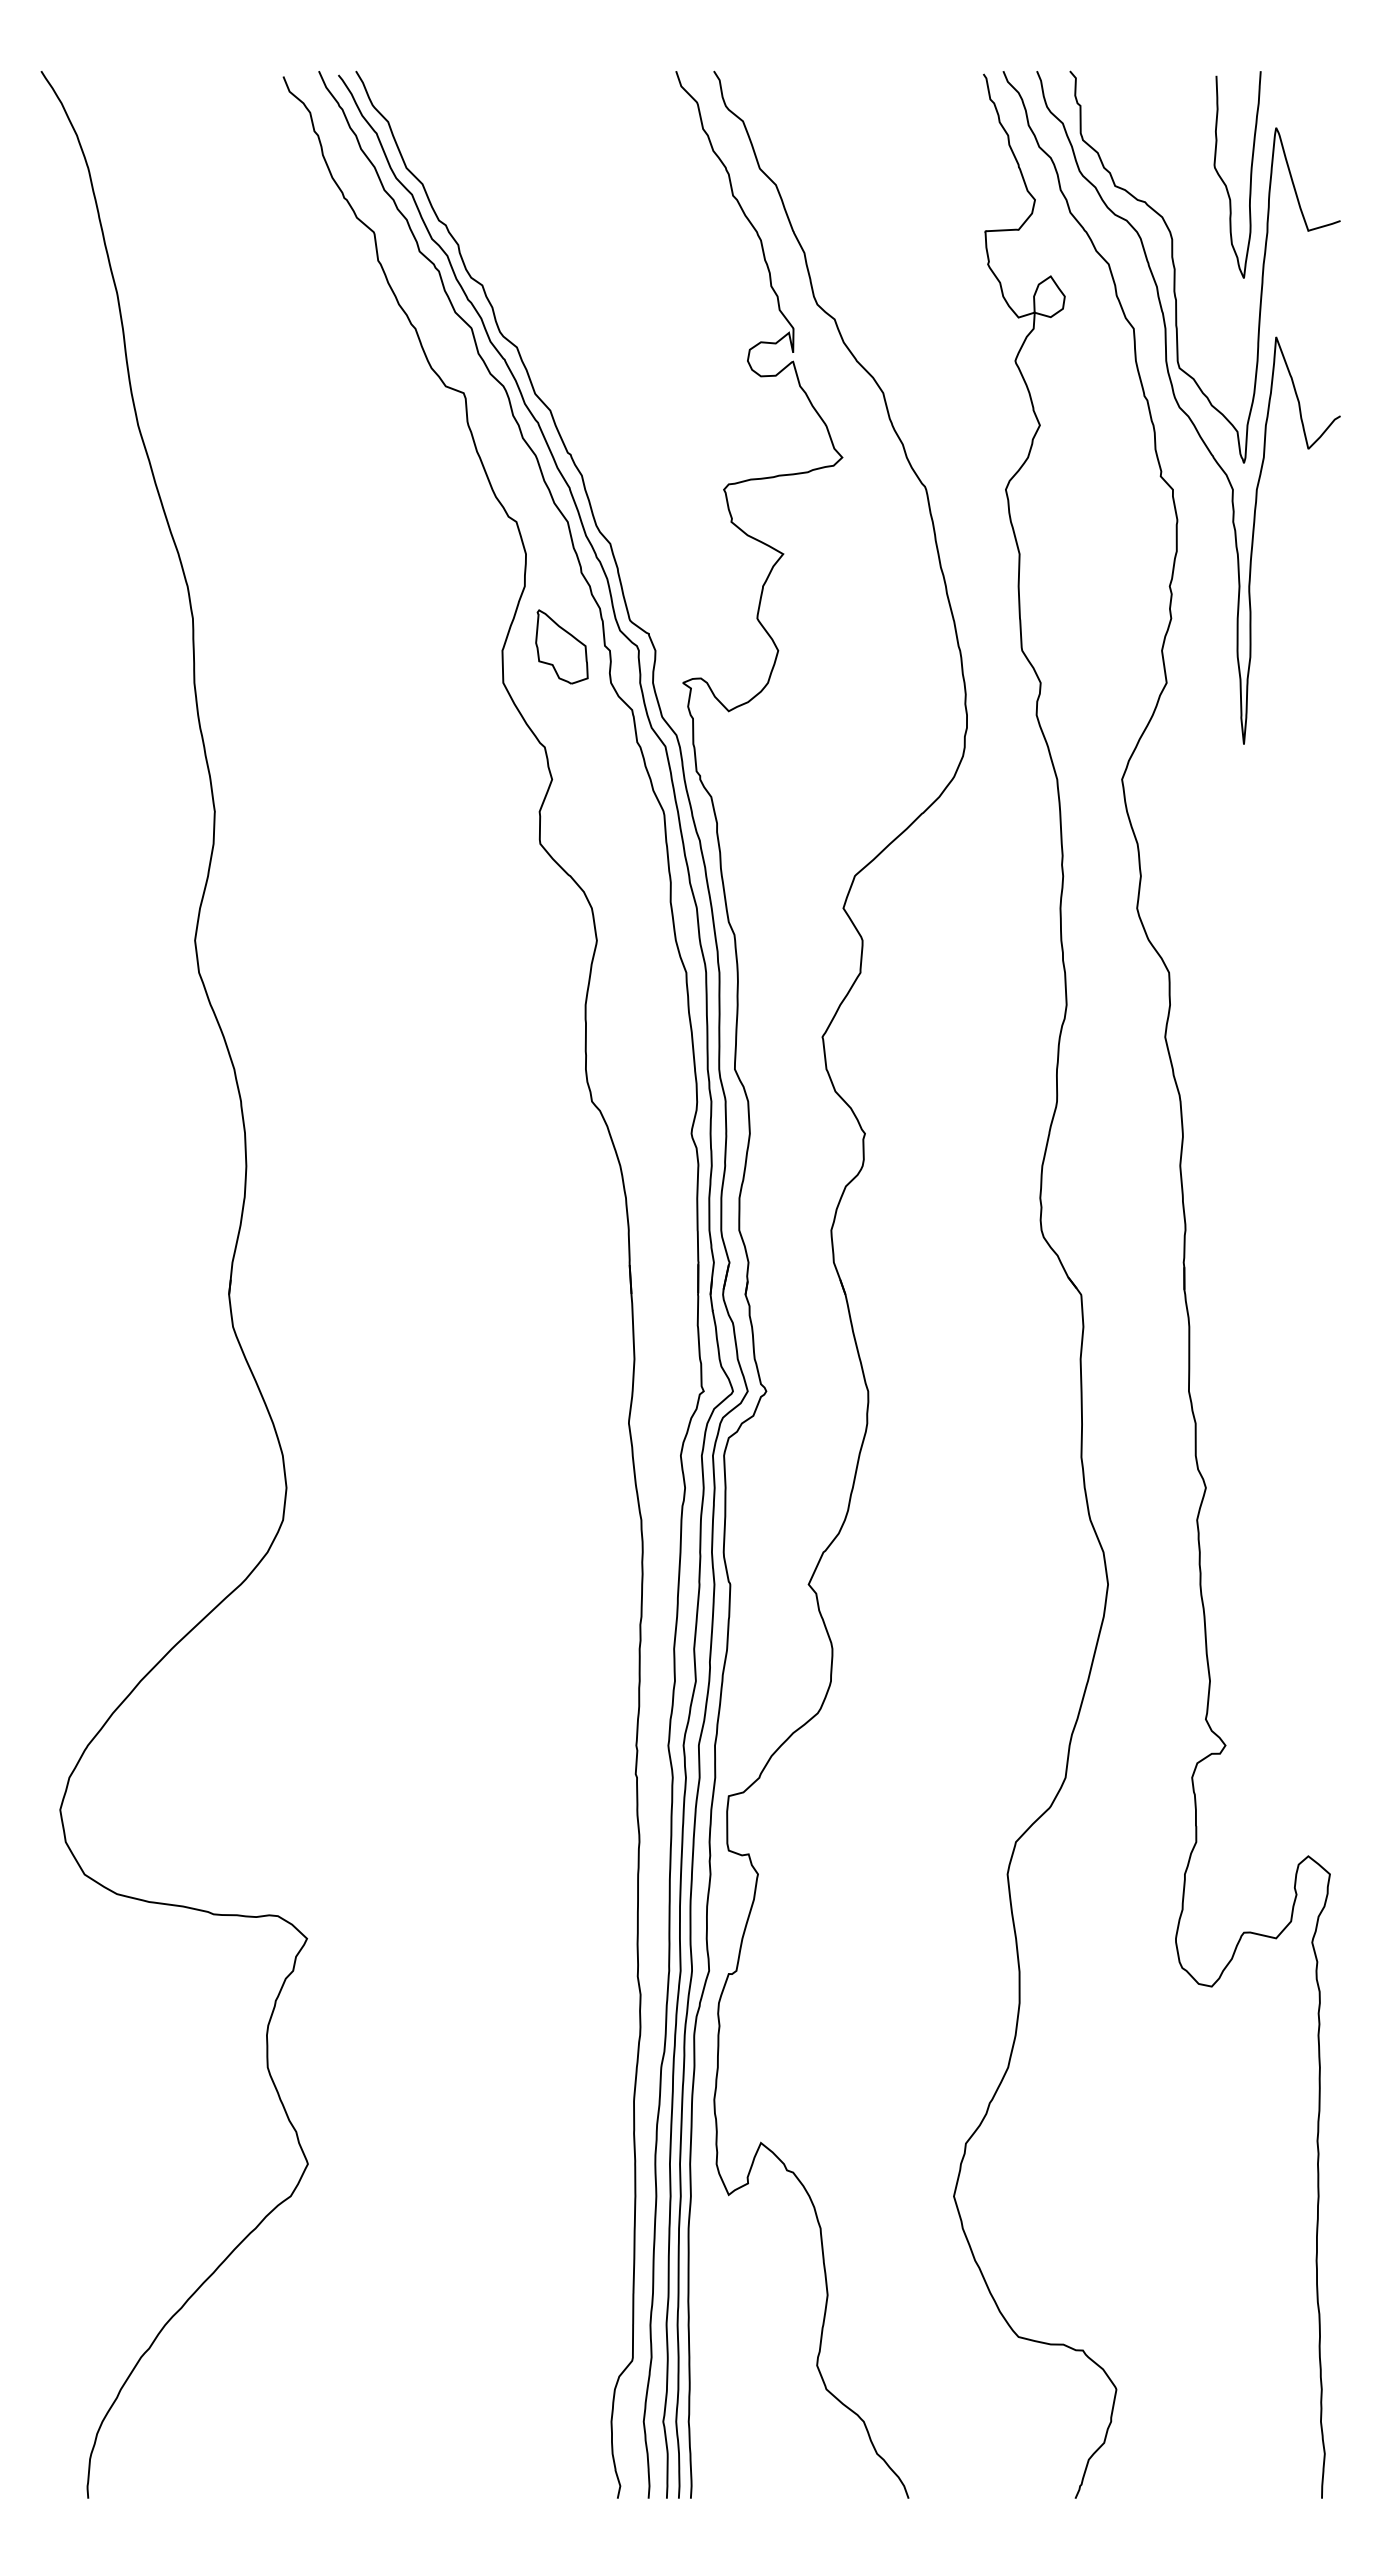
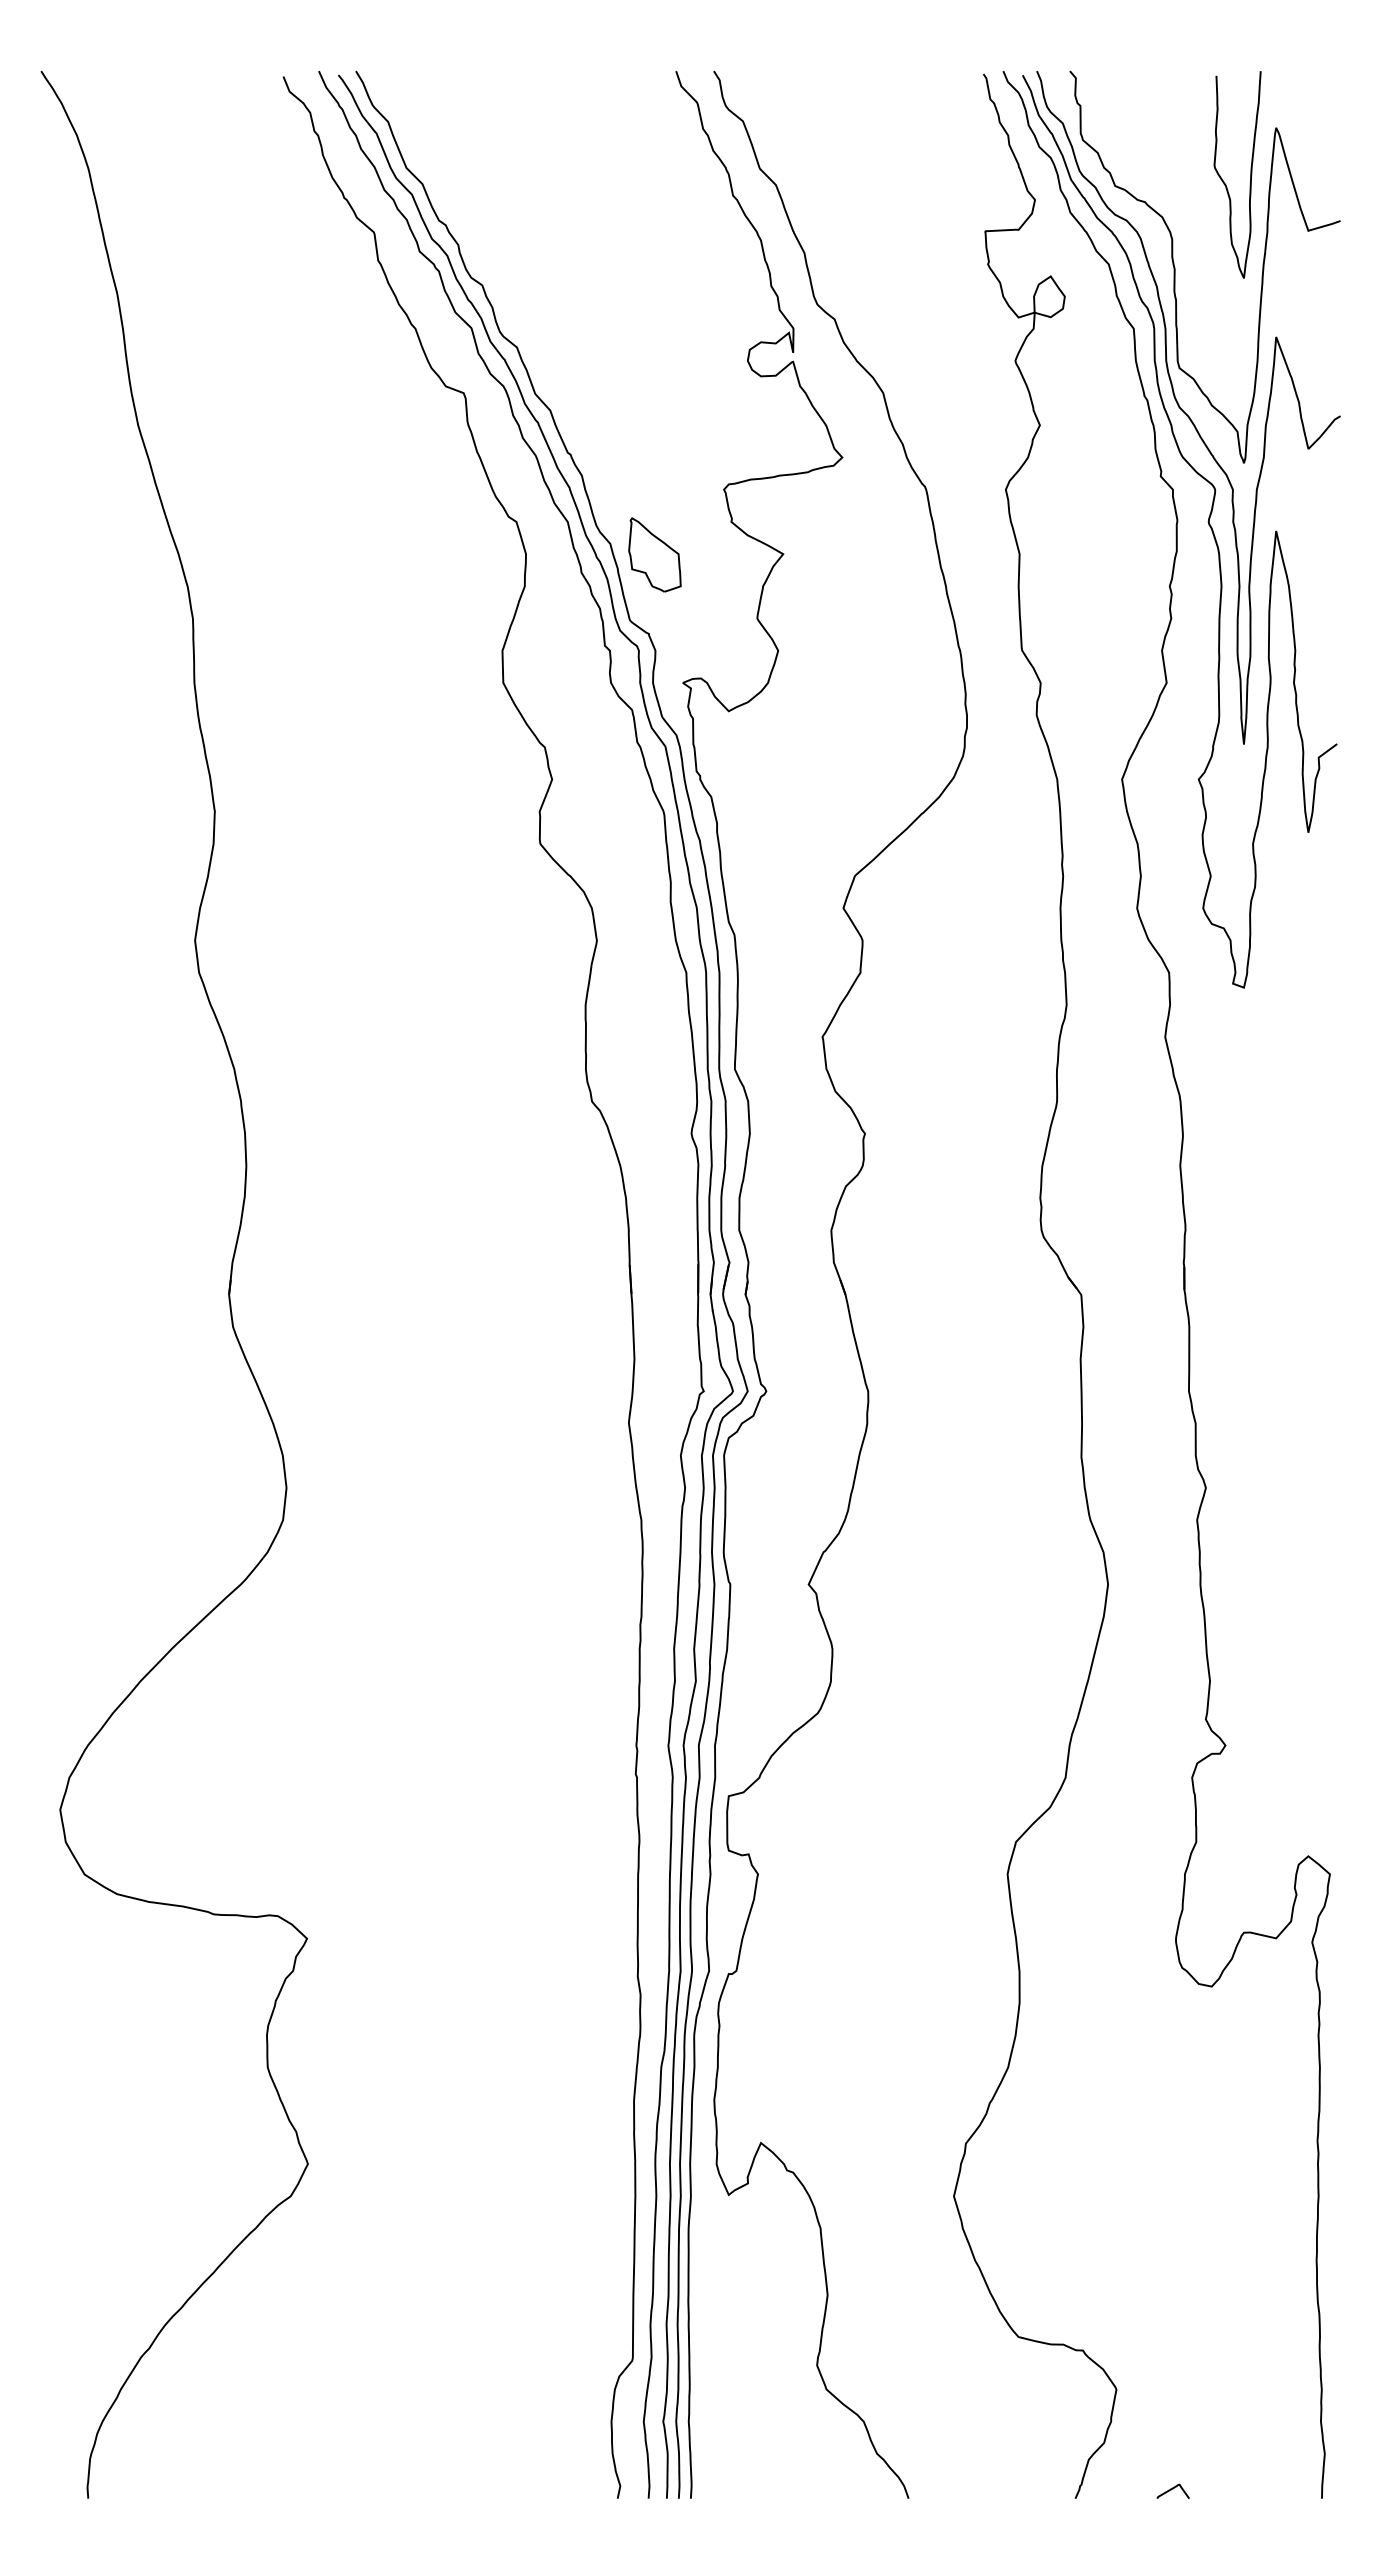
curve: none -> present (1208, 525)
part position: (561, 646) -> (654, 554) (654, 554)
curve: none -> present (1172, 2489)
